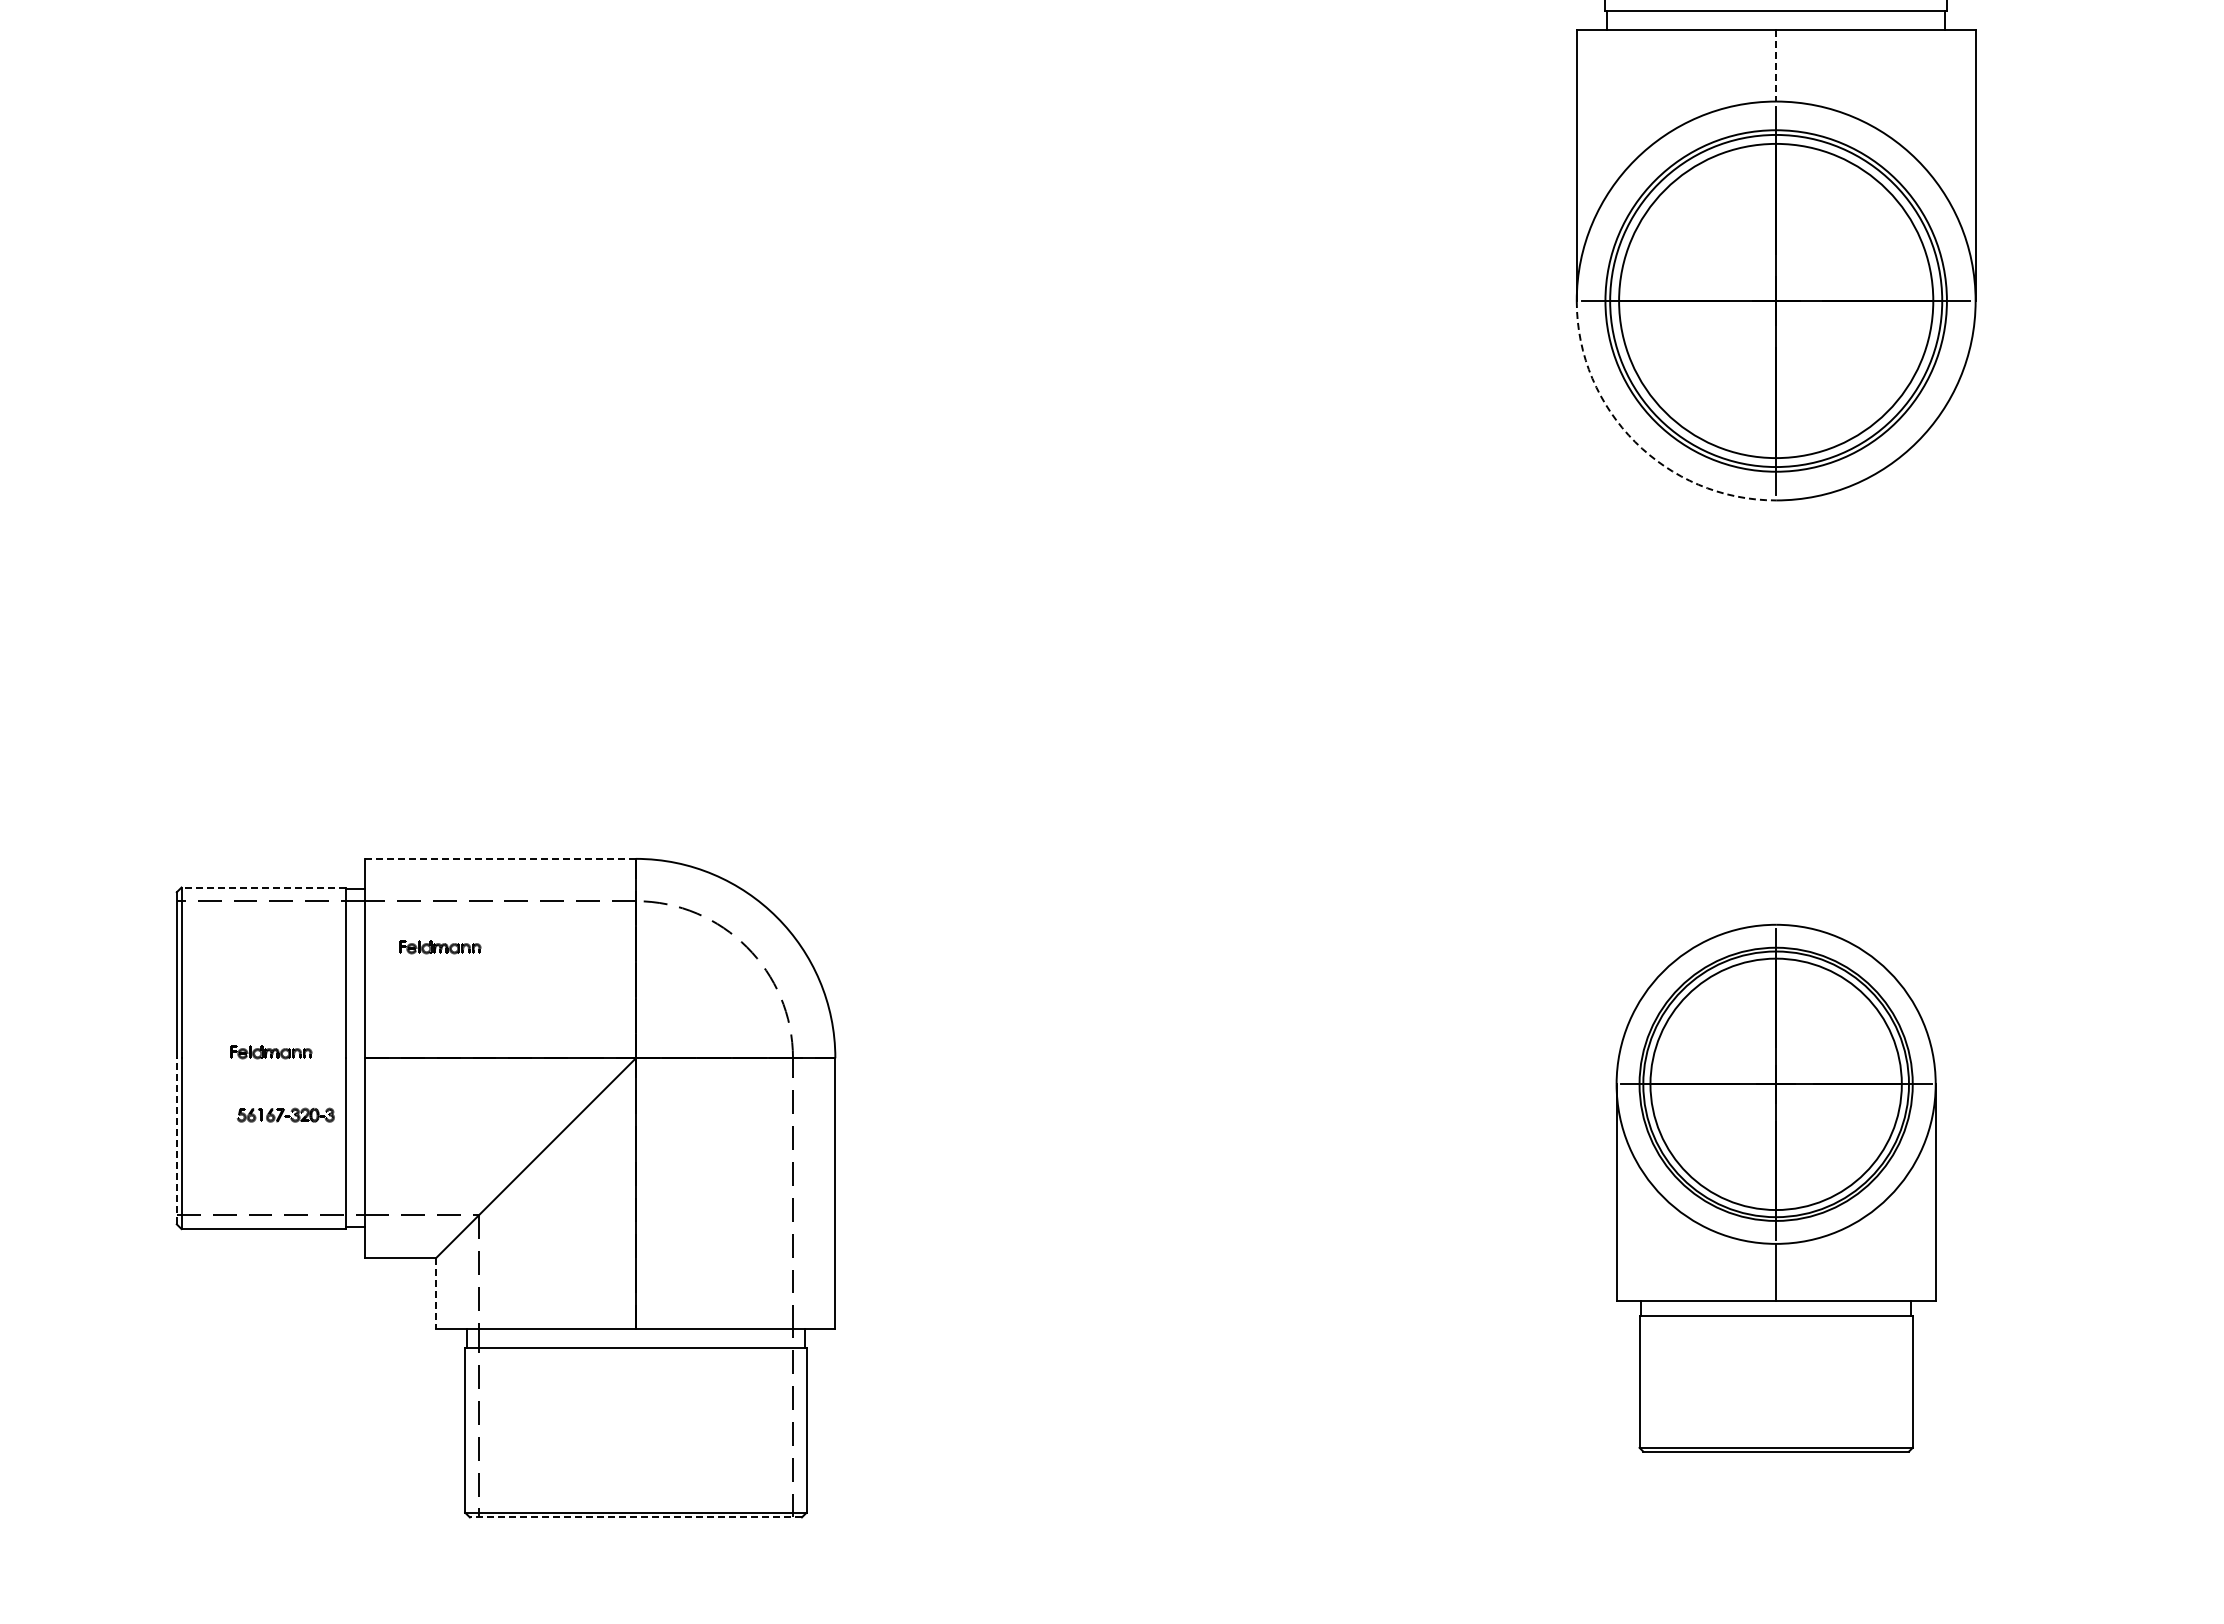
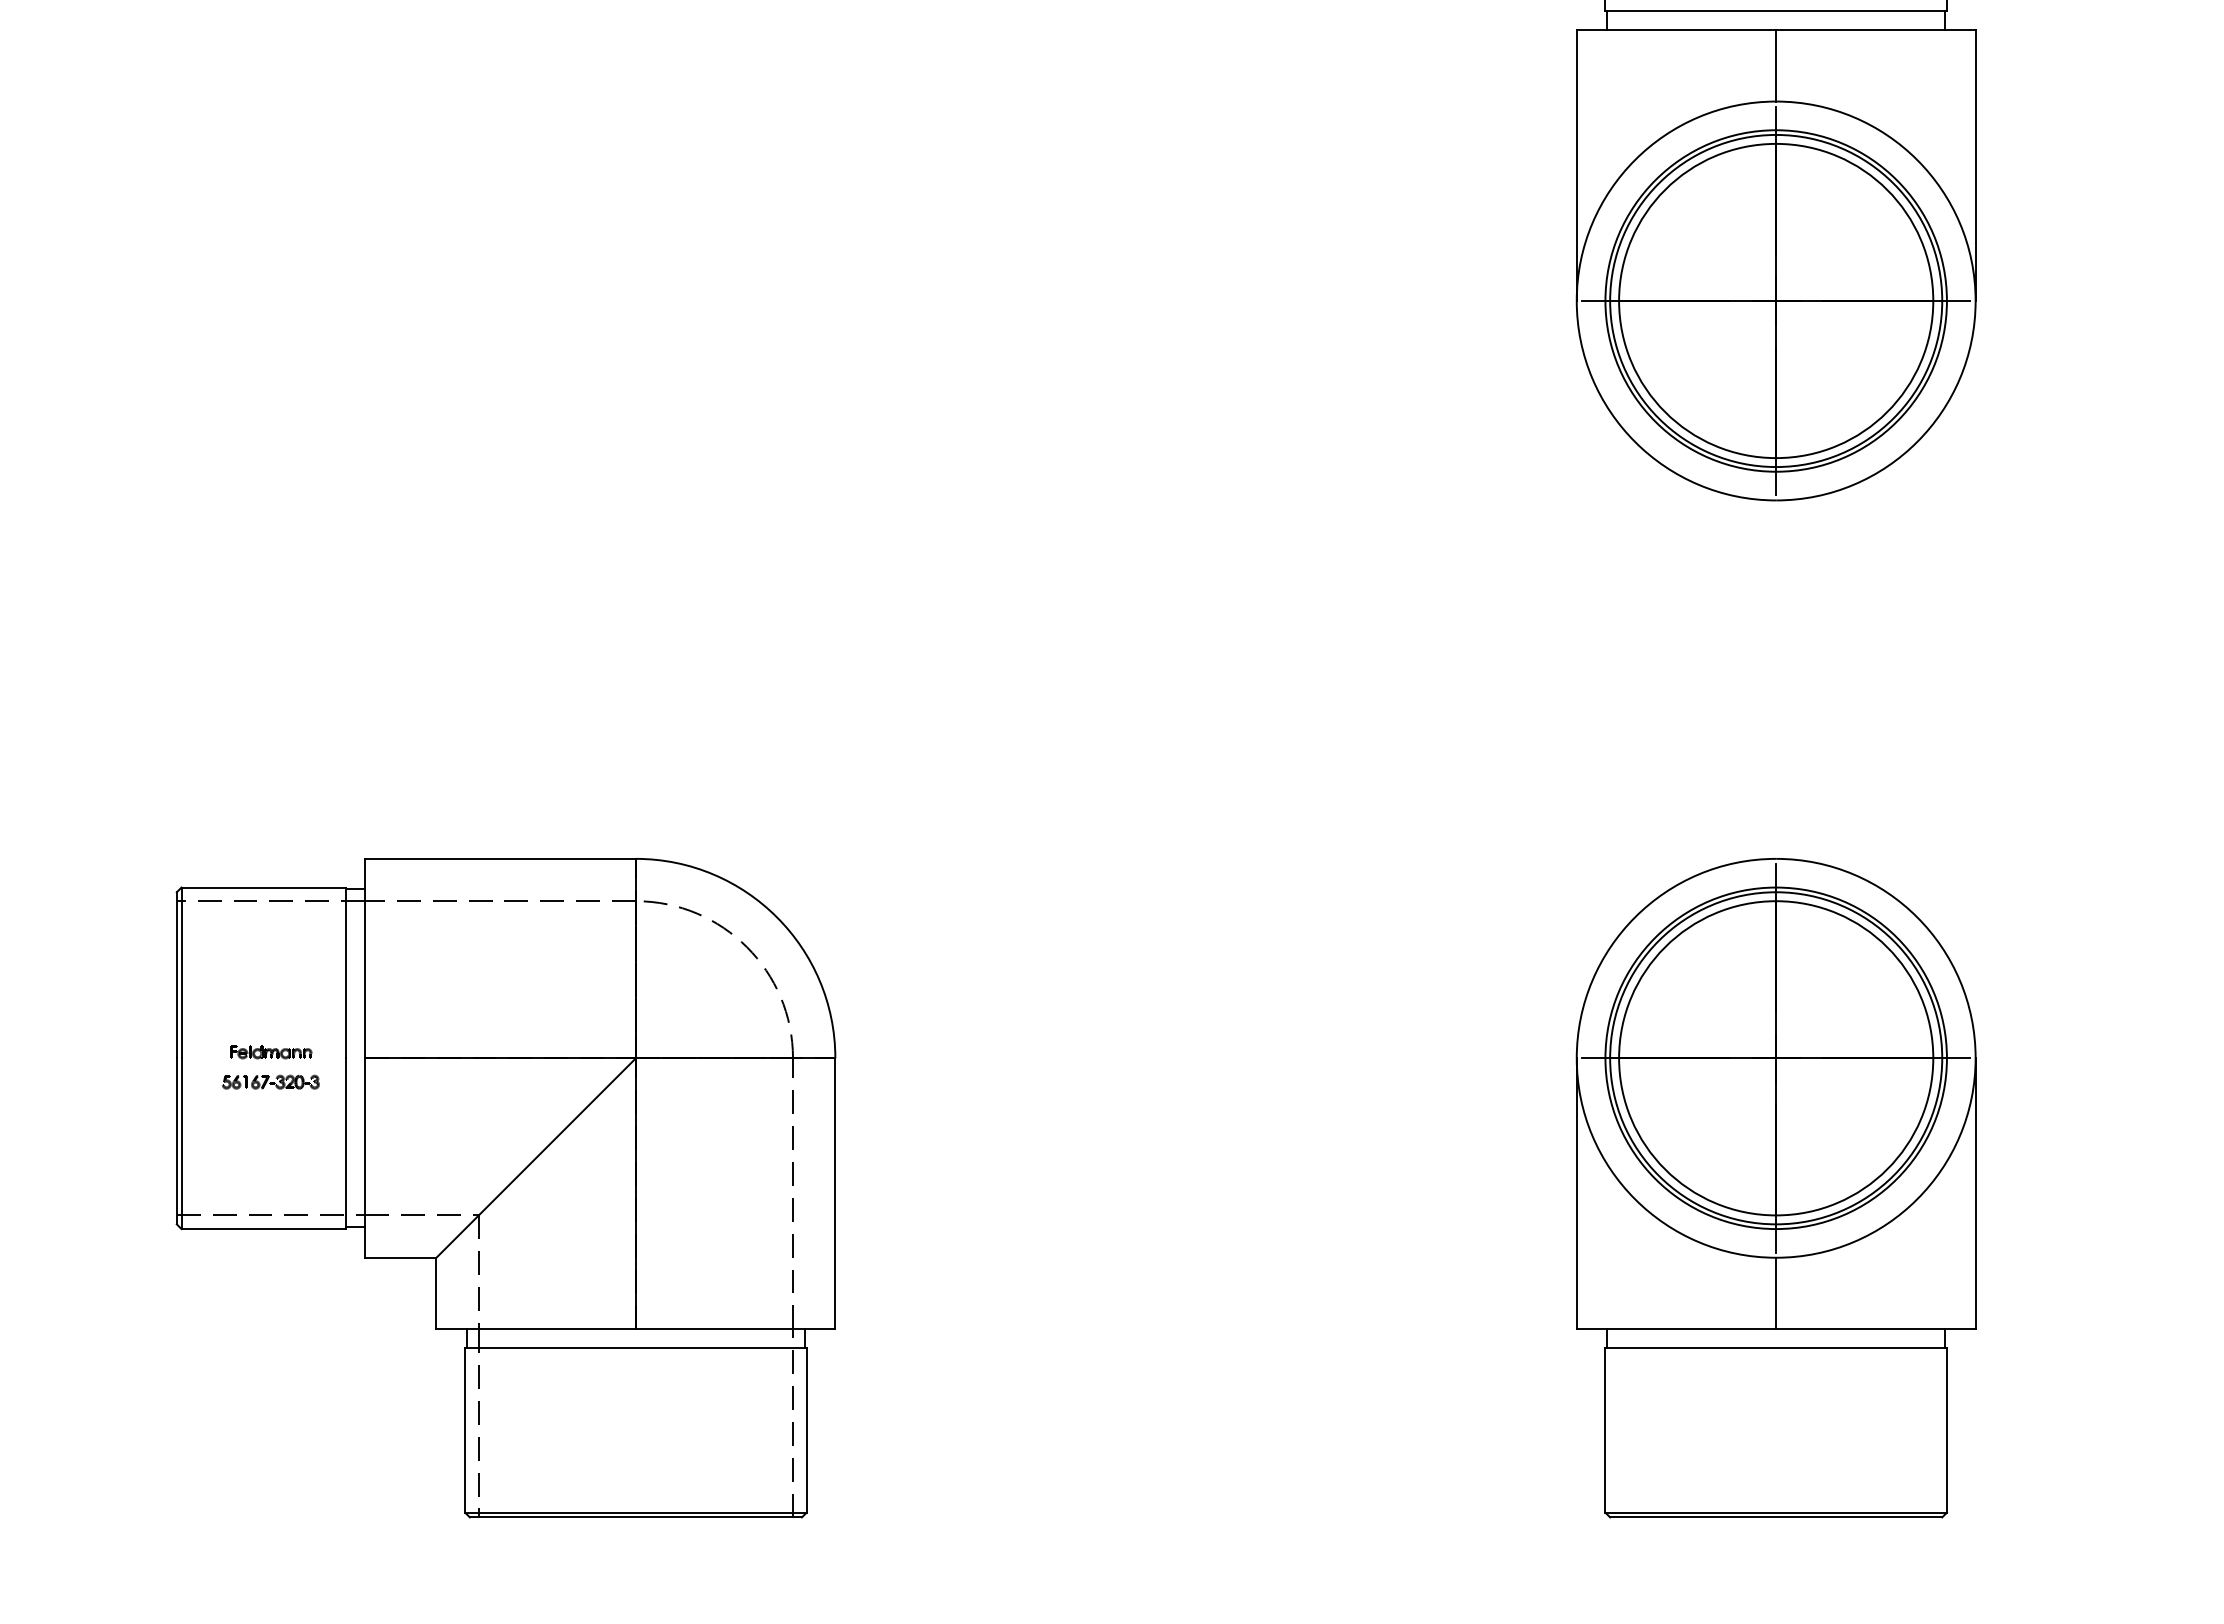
line: dashed -> solid (1776, 65)
arc: dashed -> solid (1635, 442)
line: dashed -> solid (499, 858)
line: dashed -> solid (263, 887)
part: present -> none (440, 947)
part position: (285, 1114) -> (270, 1081) (270, 1081)
line: dashed -> solid (176, 1140)
part size: 322x530 px -> 402x661 px (1775, 1188)
line: dashed -> solid (436, 1293)
line: dashed -> solid (635, 1517)
